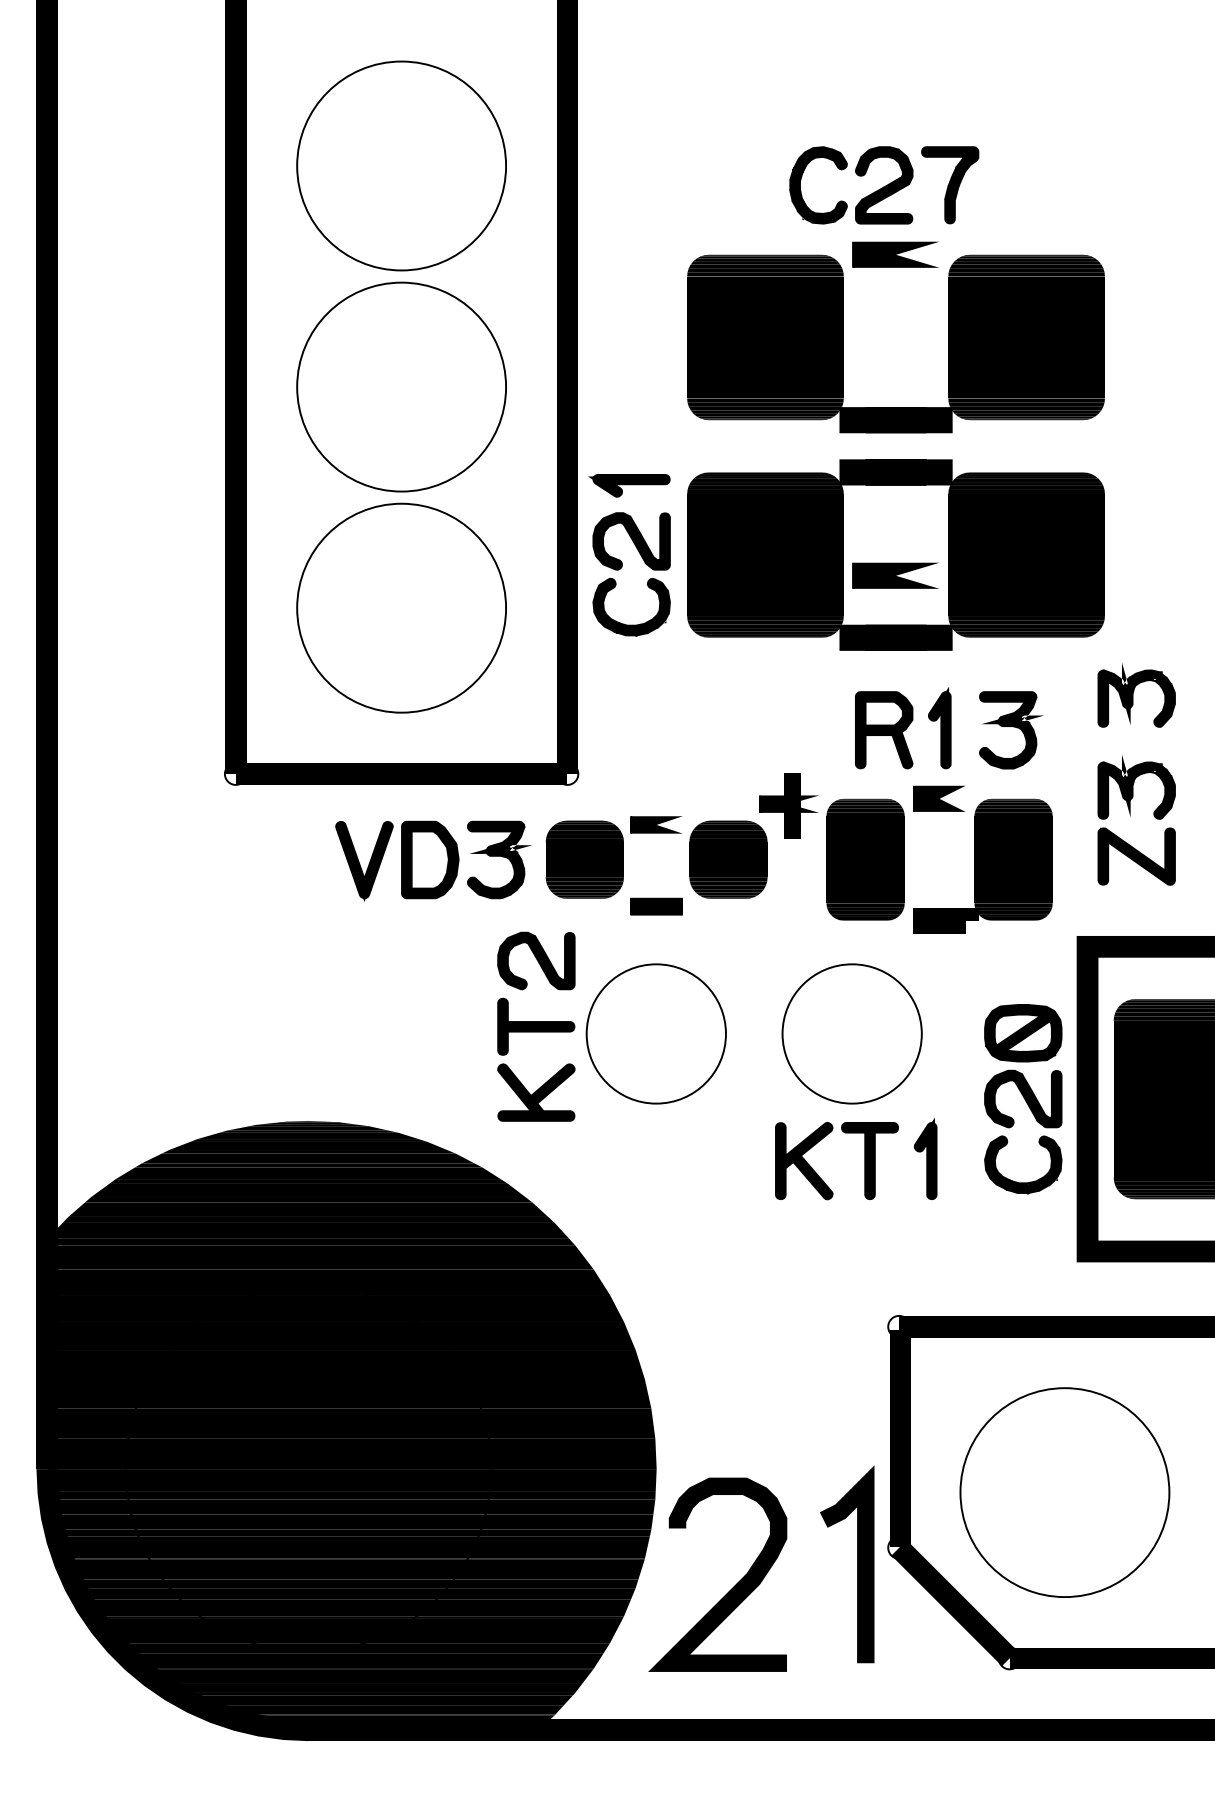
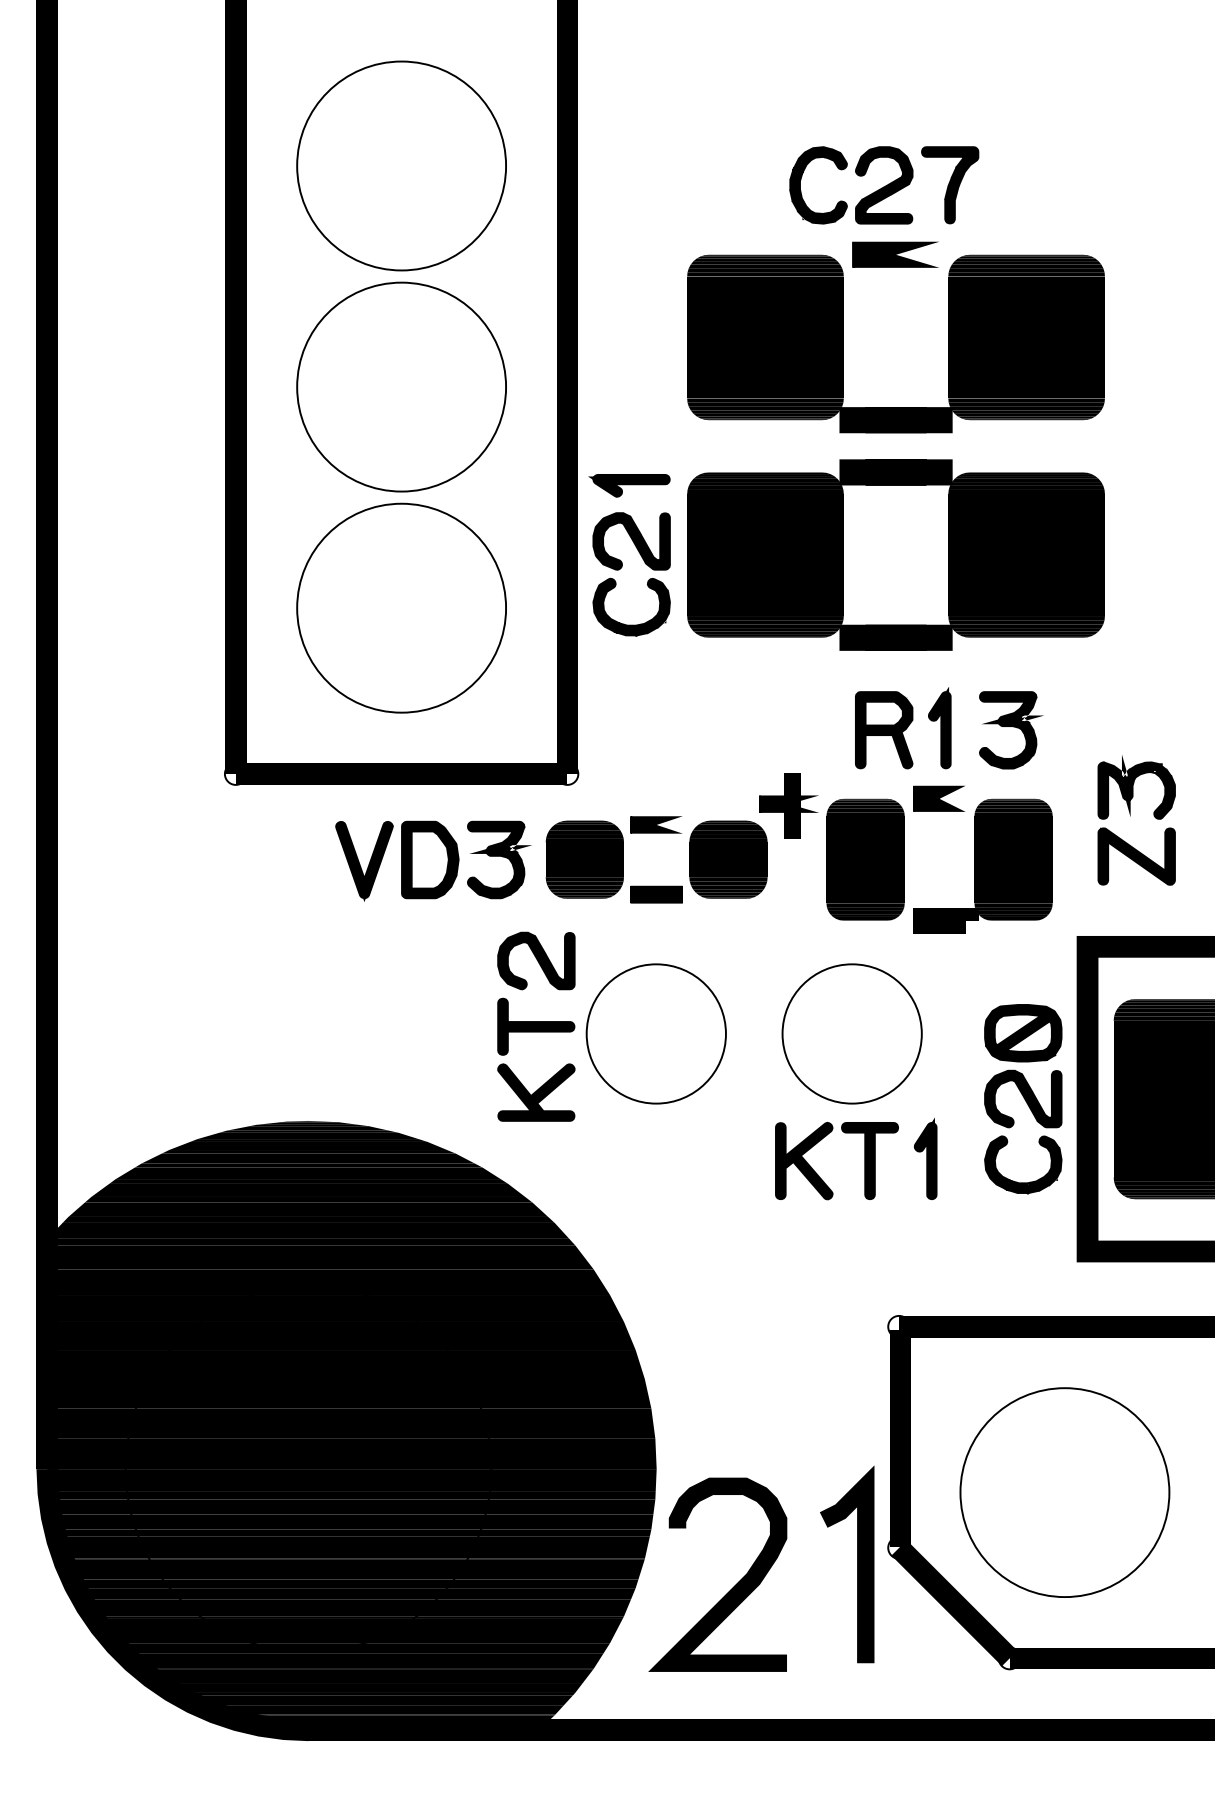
part: present -> none (895, 575)
part: present -> none (1136, 695)
part position: (656, 906) -> (656, 894) (656, 894)
